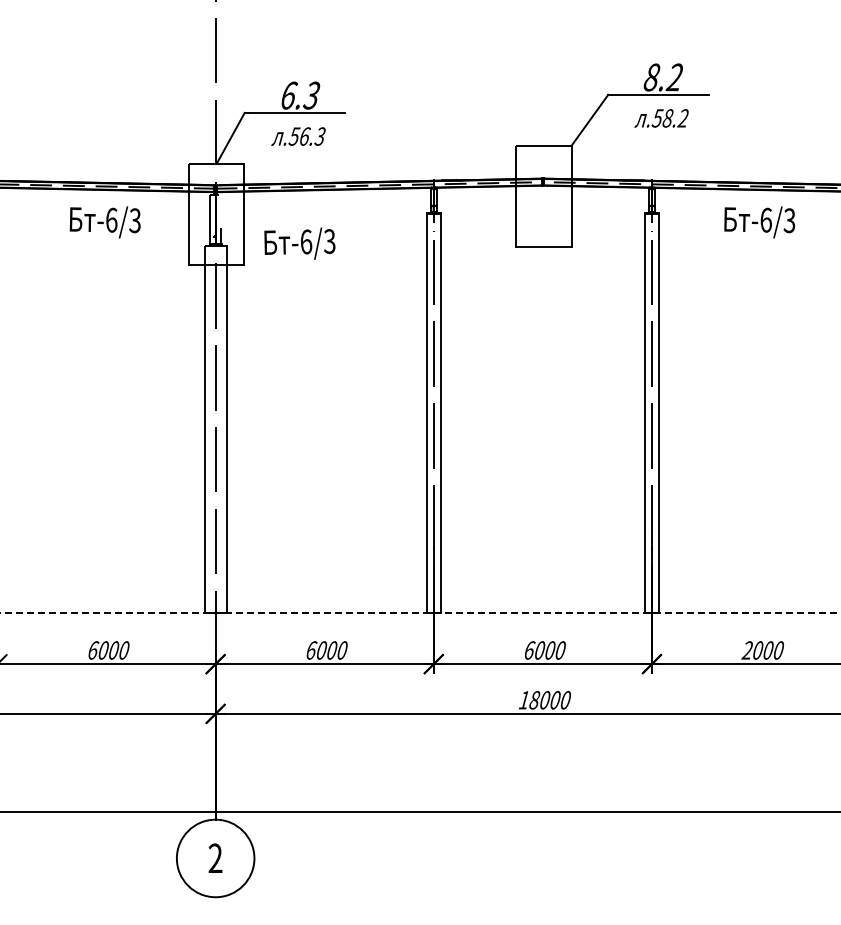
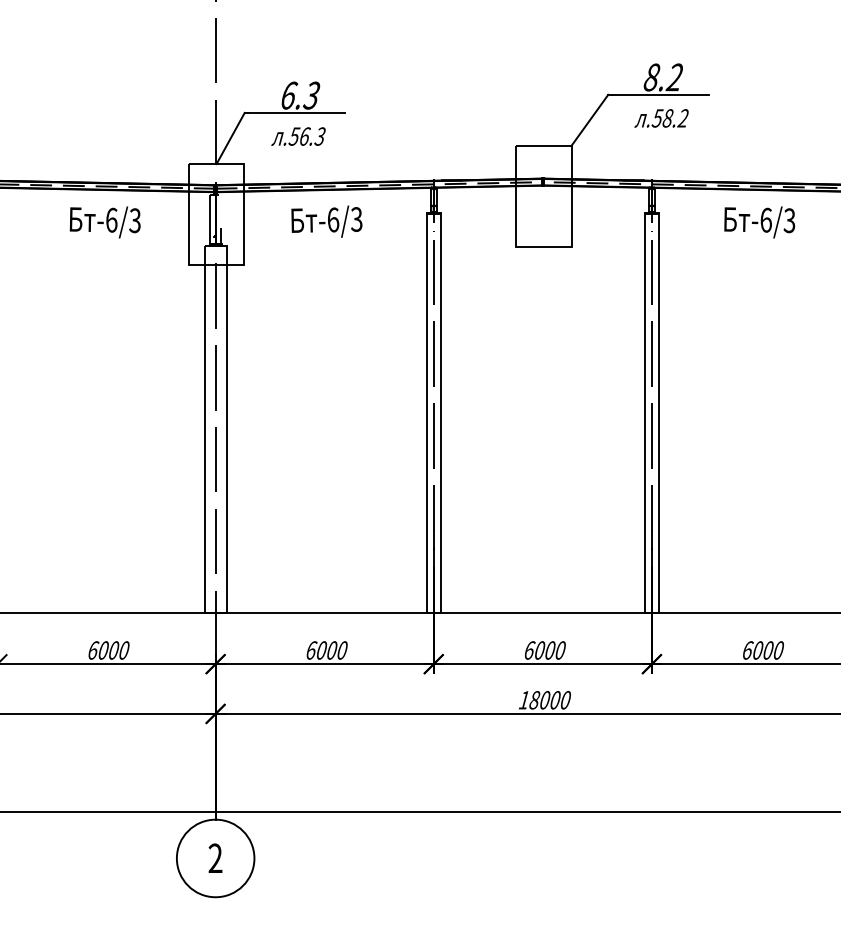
text position: (299, 243) -> (326, 221) (326, 221)
line: dashed -> solid (420, 612)
text: 2000 -> 6000 (747, 650)
